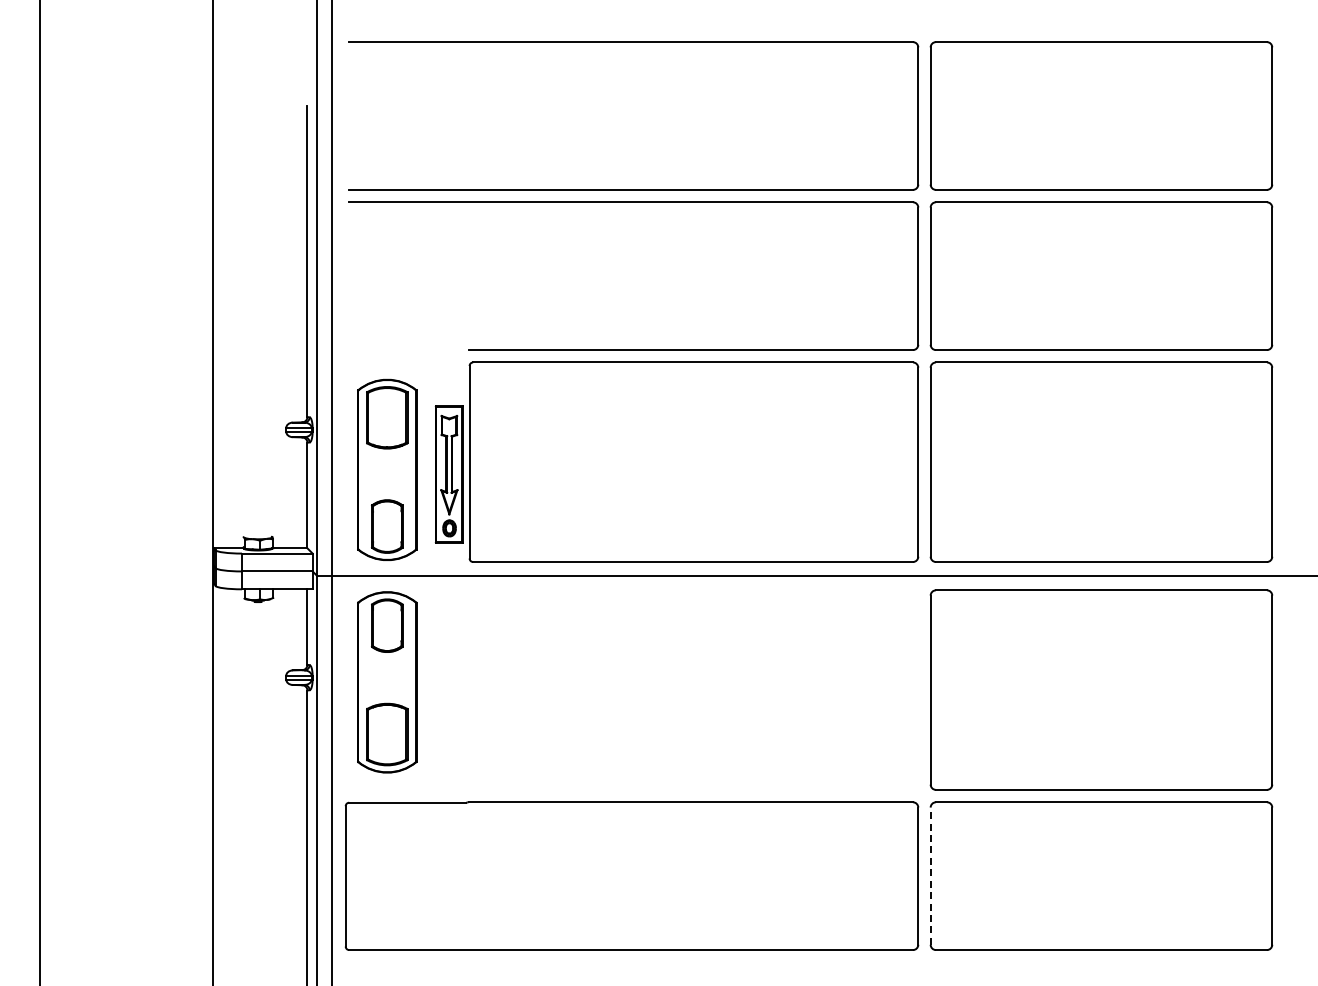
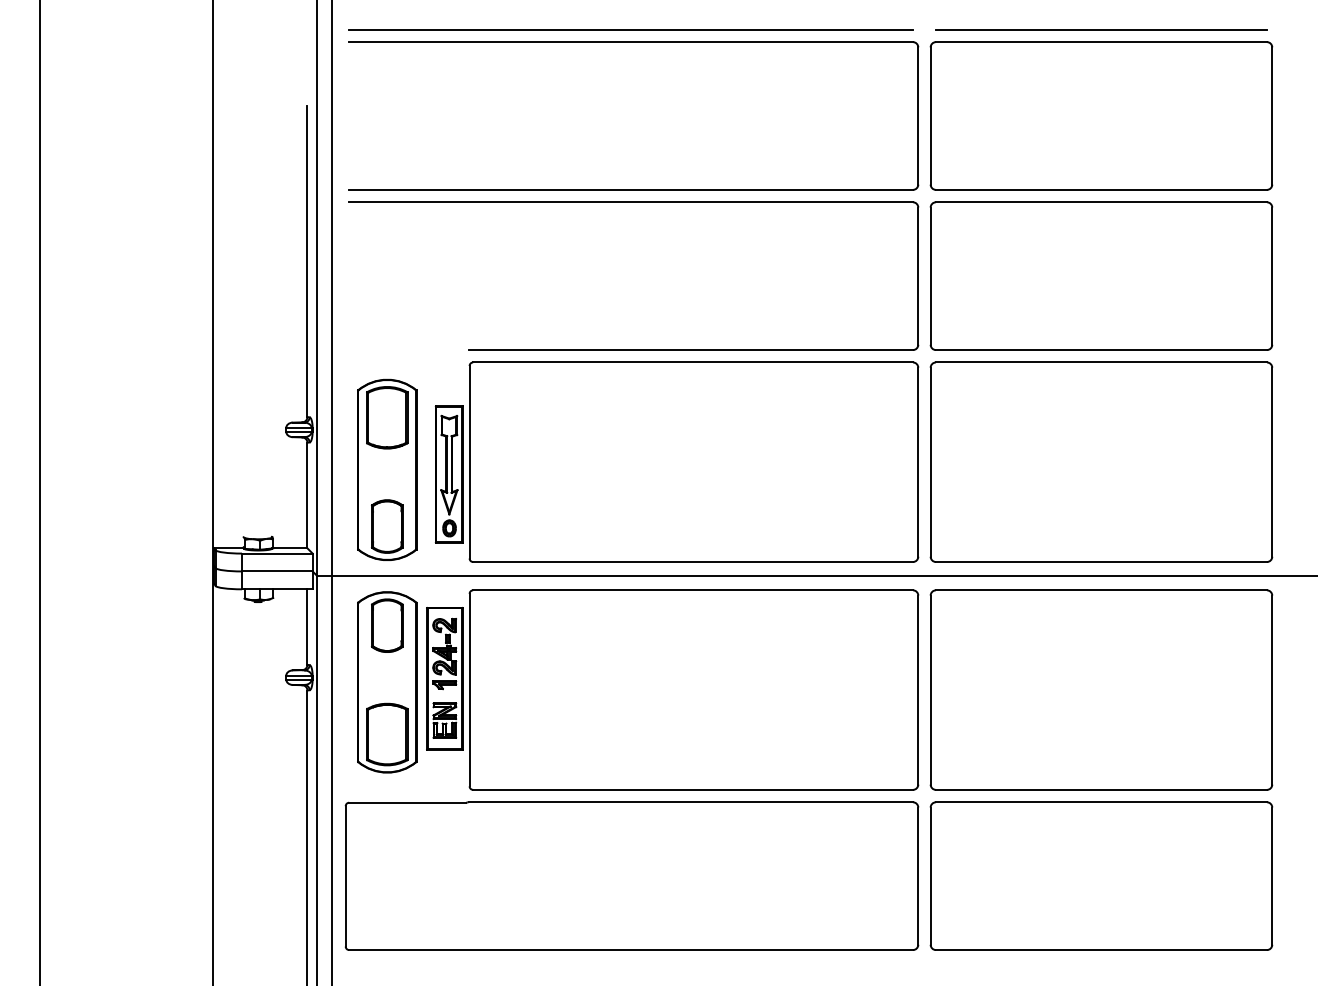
line: none -> present (630, 29)
line: none -> present (1100, 29)
part: none -> present (672, 689)
line: dashed -> solid (930, 876)
